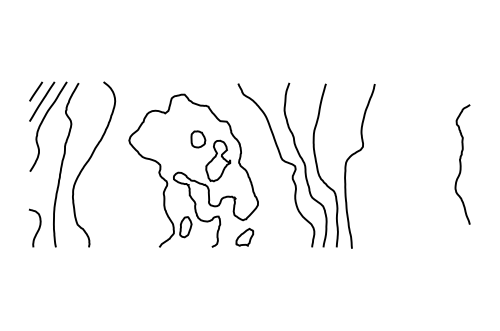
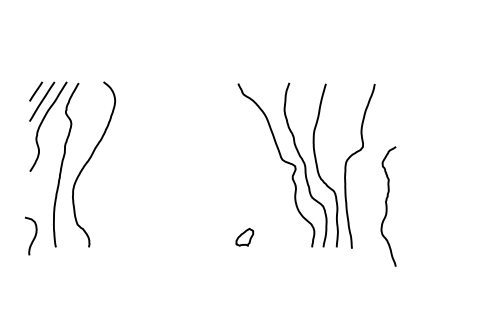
curve position: (461, 164) -> (387, 206) (387, 206)
part: present -> none (187, 175)
curve position: (37, 229) -> (33, 237) (33, 237)
